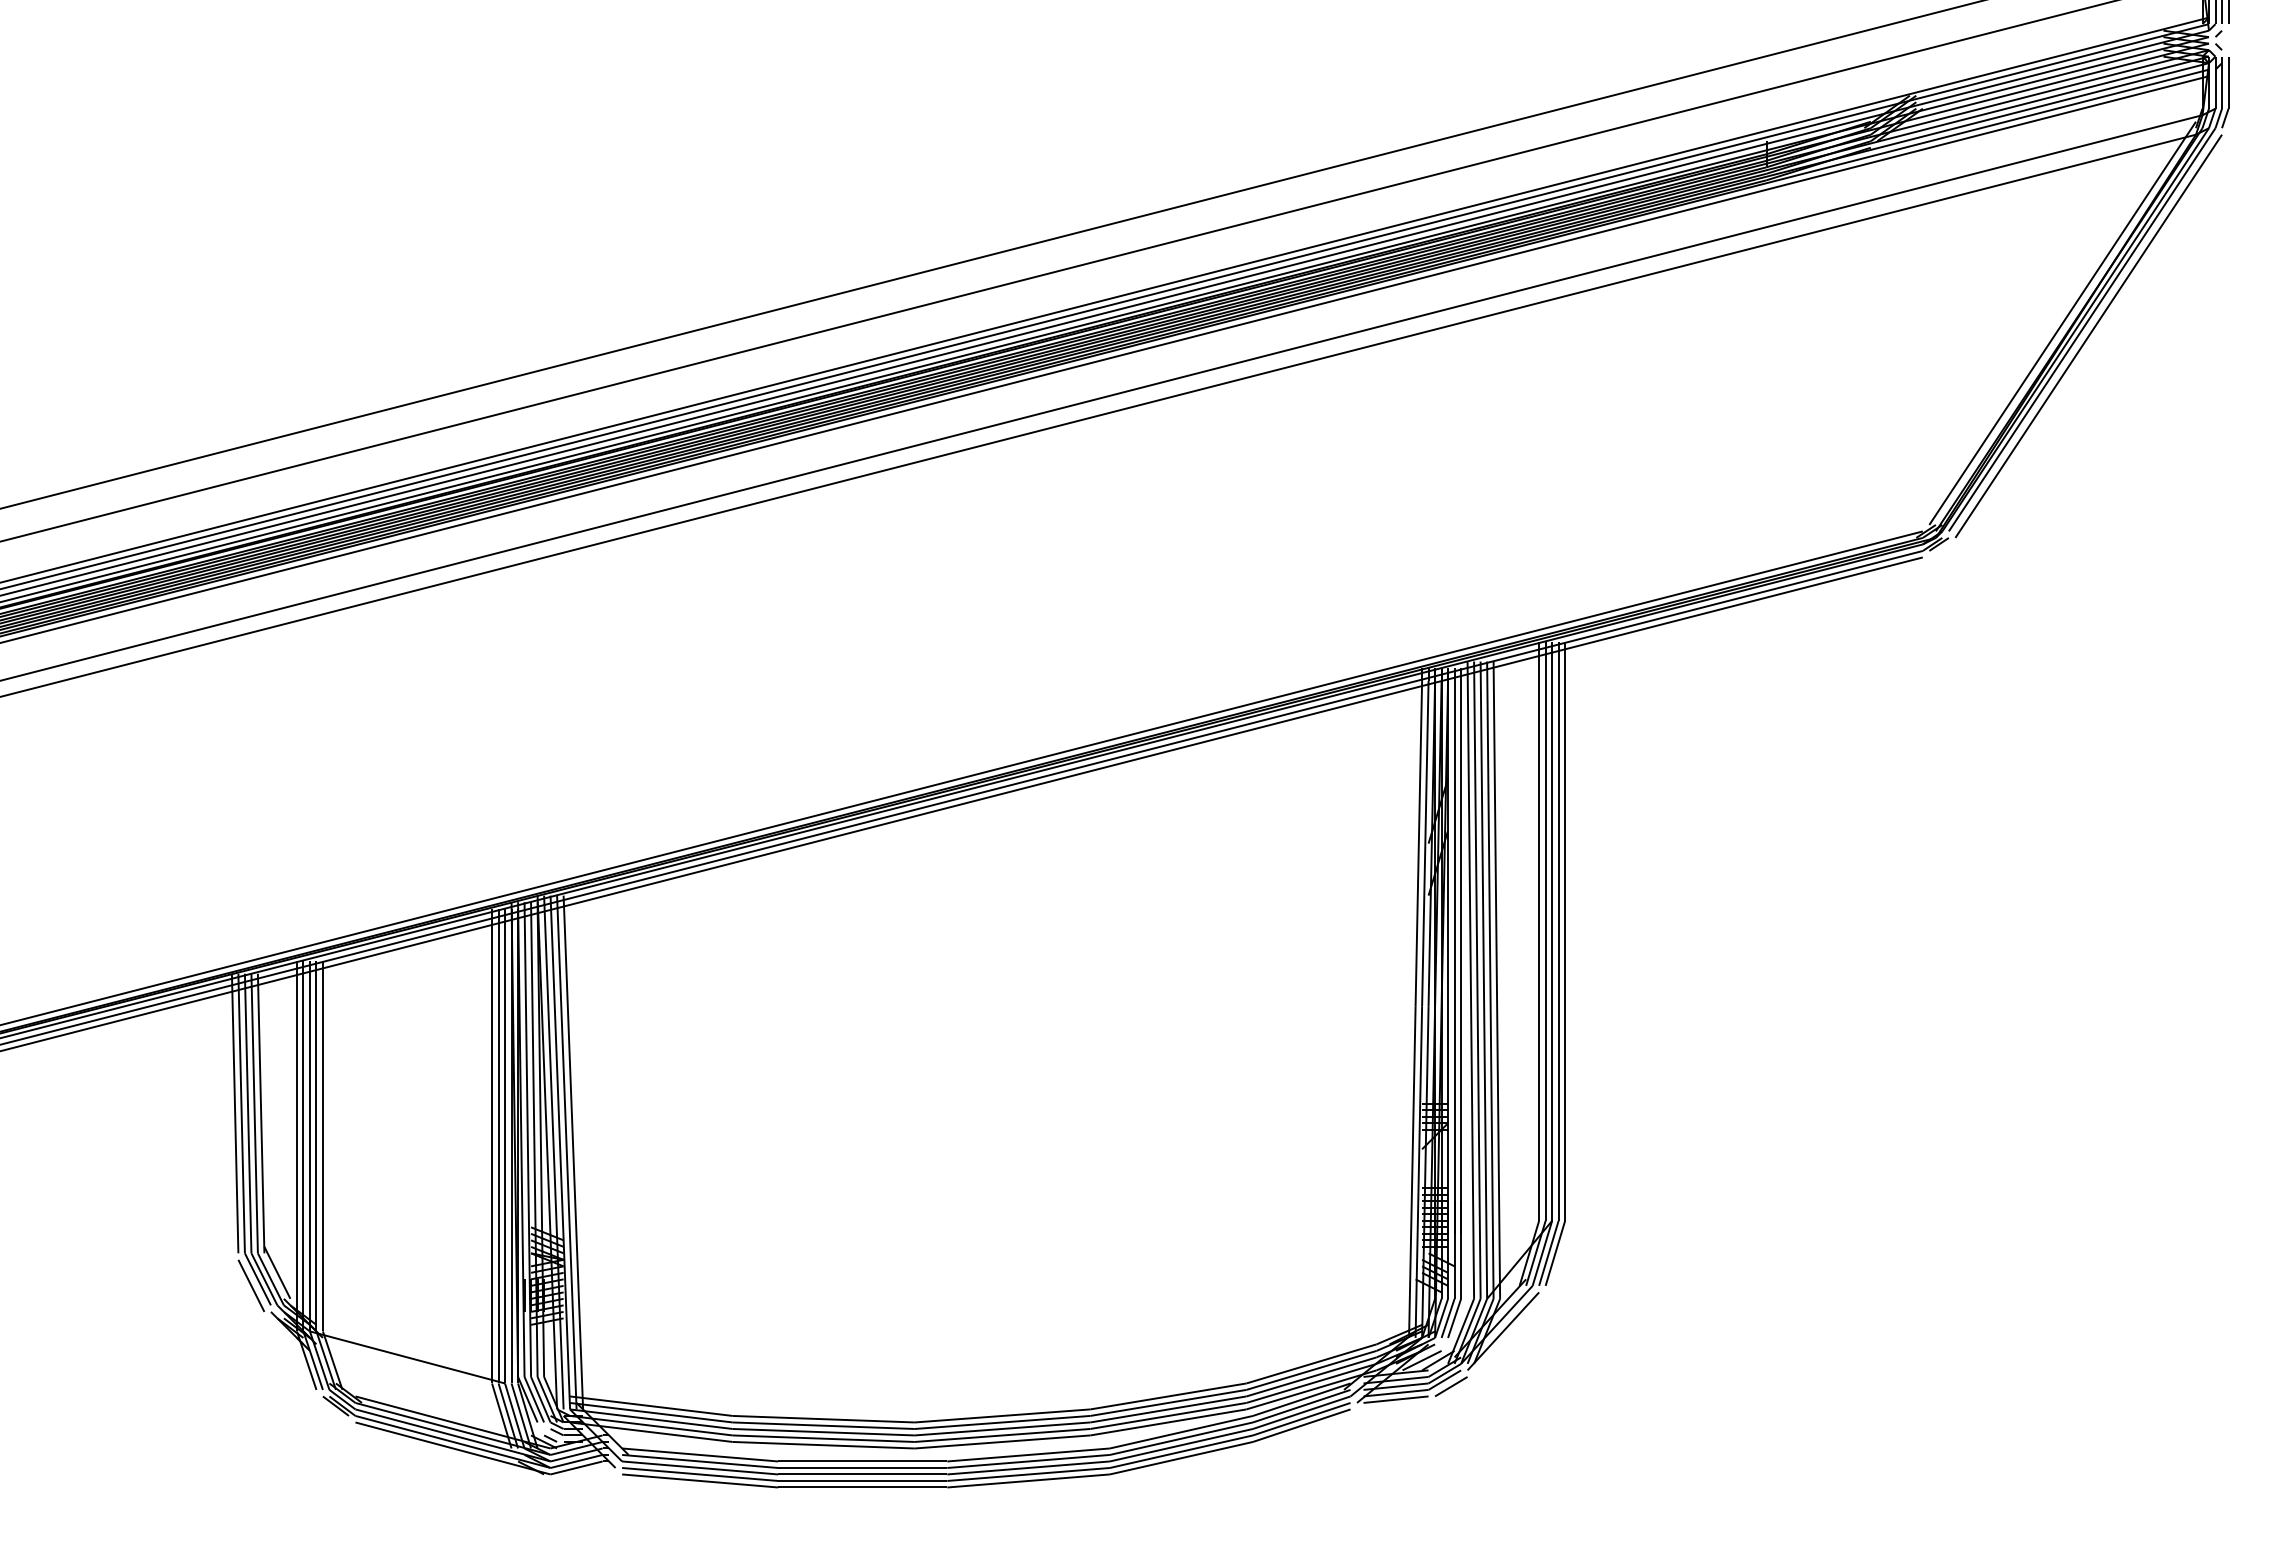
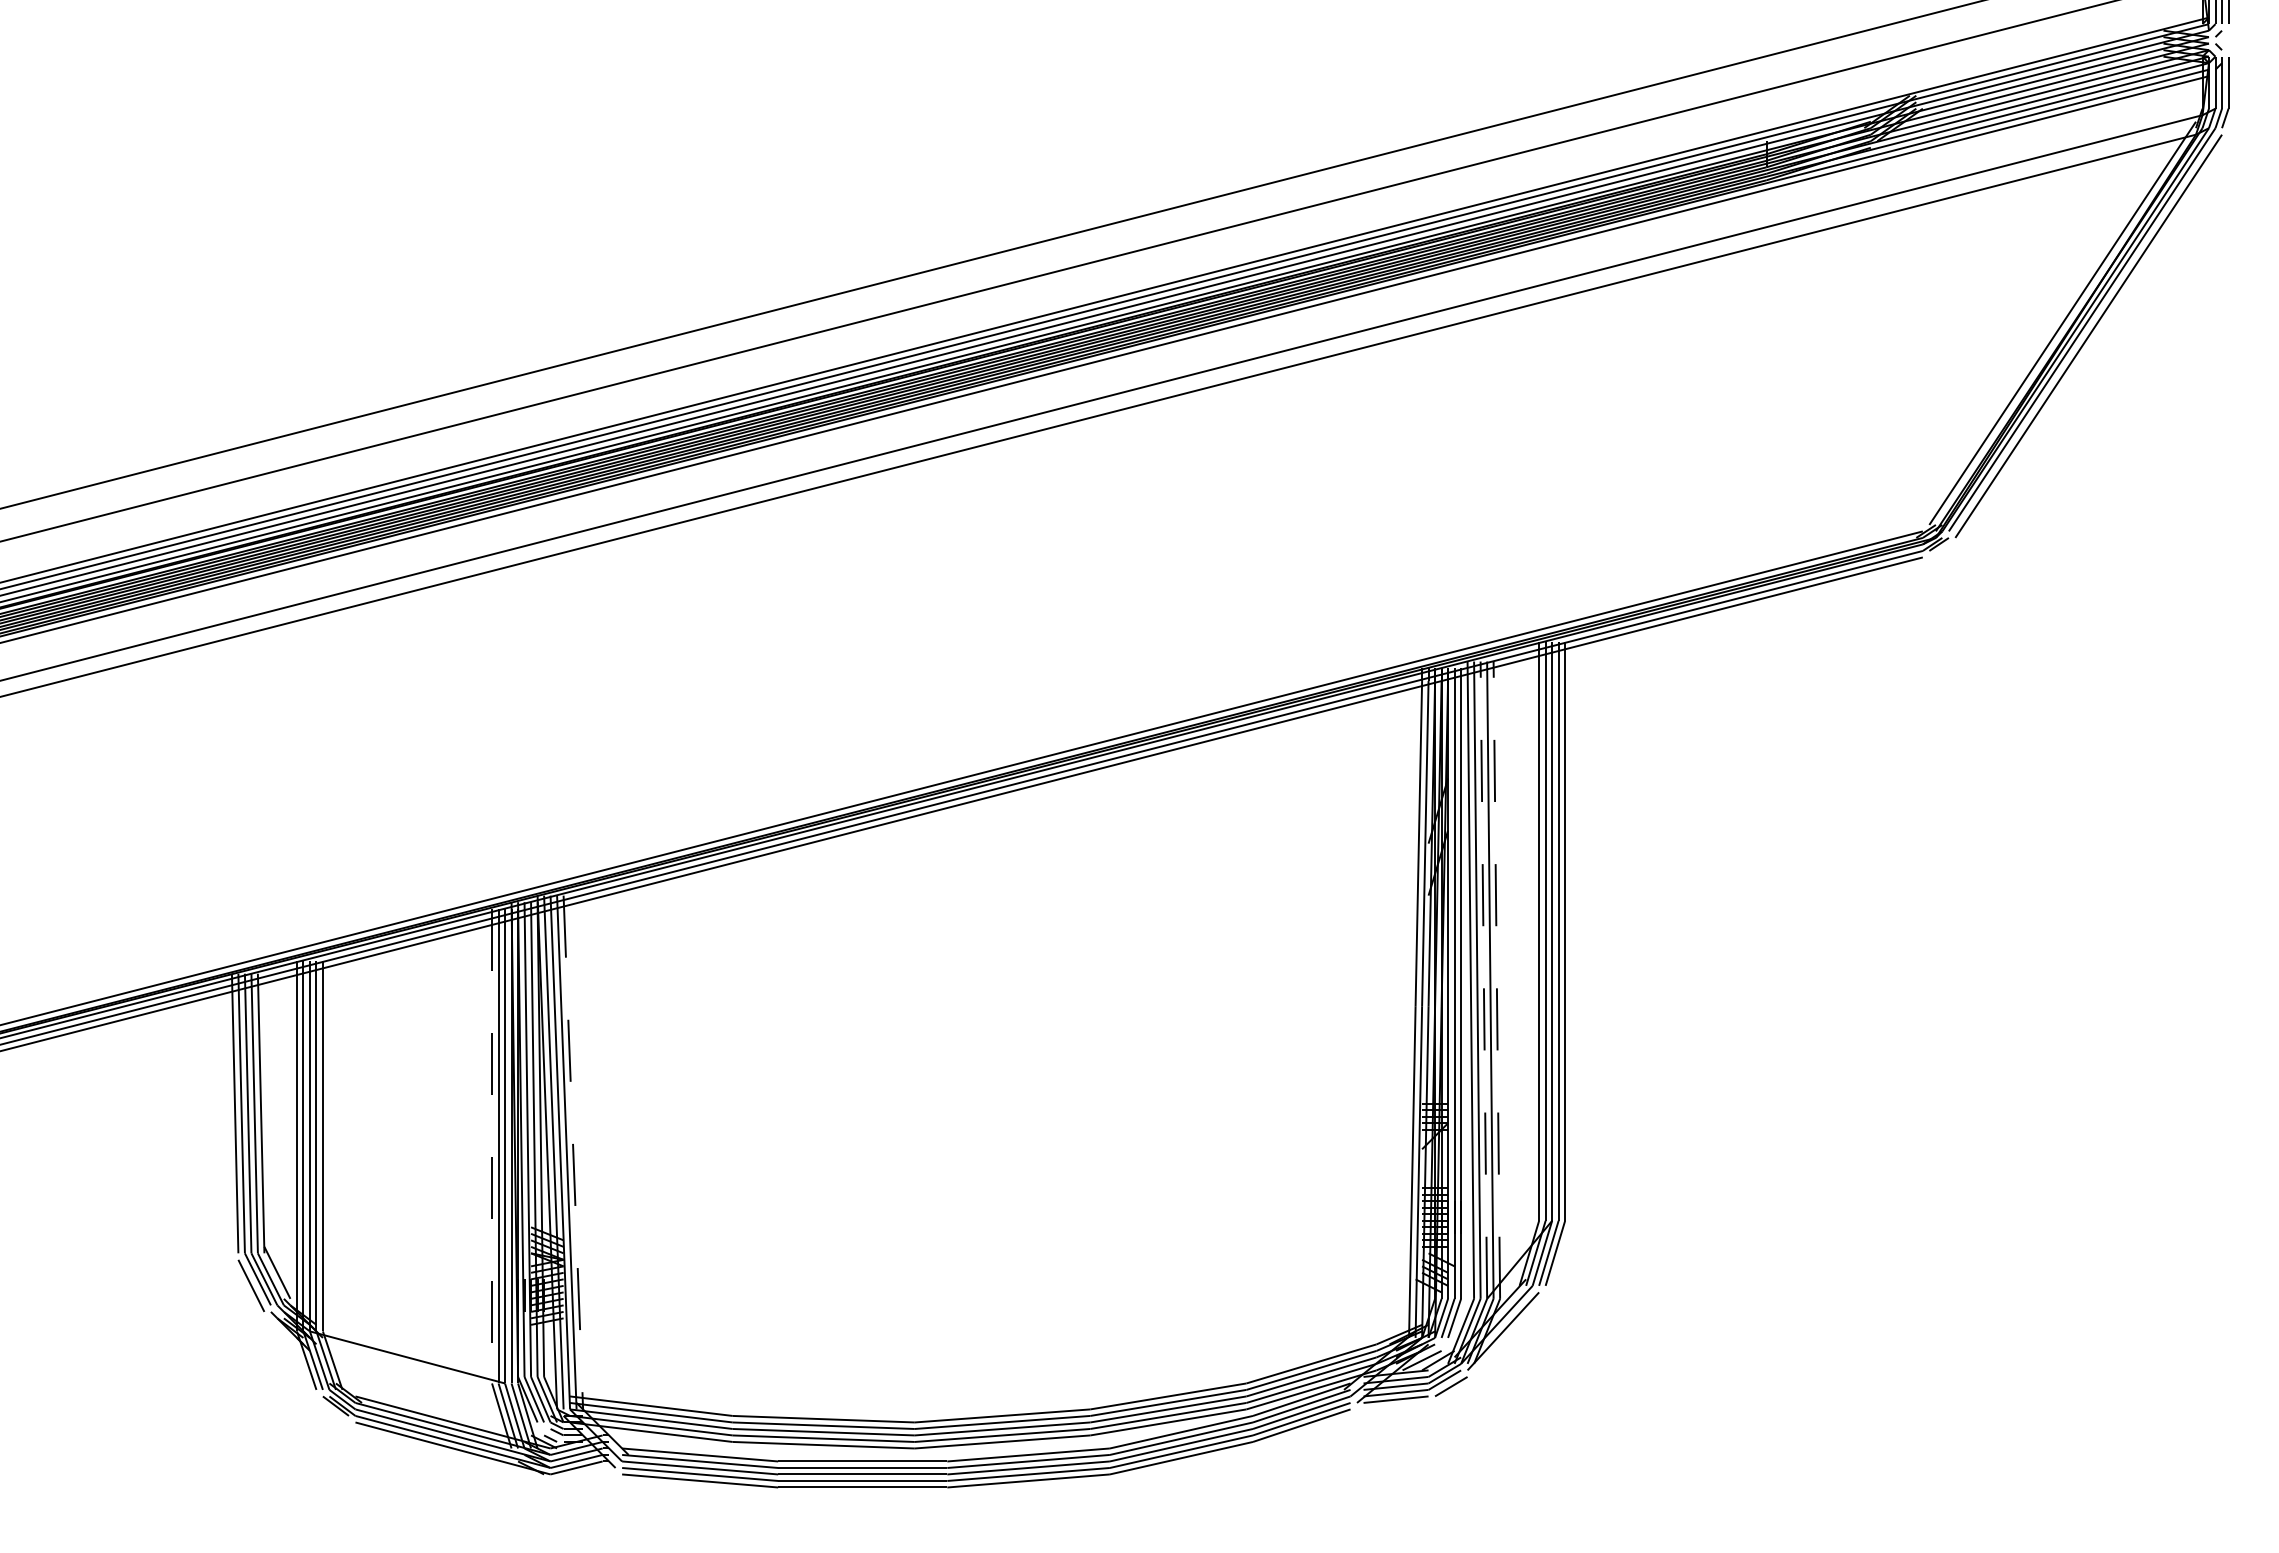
line: solid -> dashed (1483, 980)
line: solid -> dashed (1496, 980)
line: solid -> dashed (492, 1146)
line: solid -> dashed (573, 1153)
